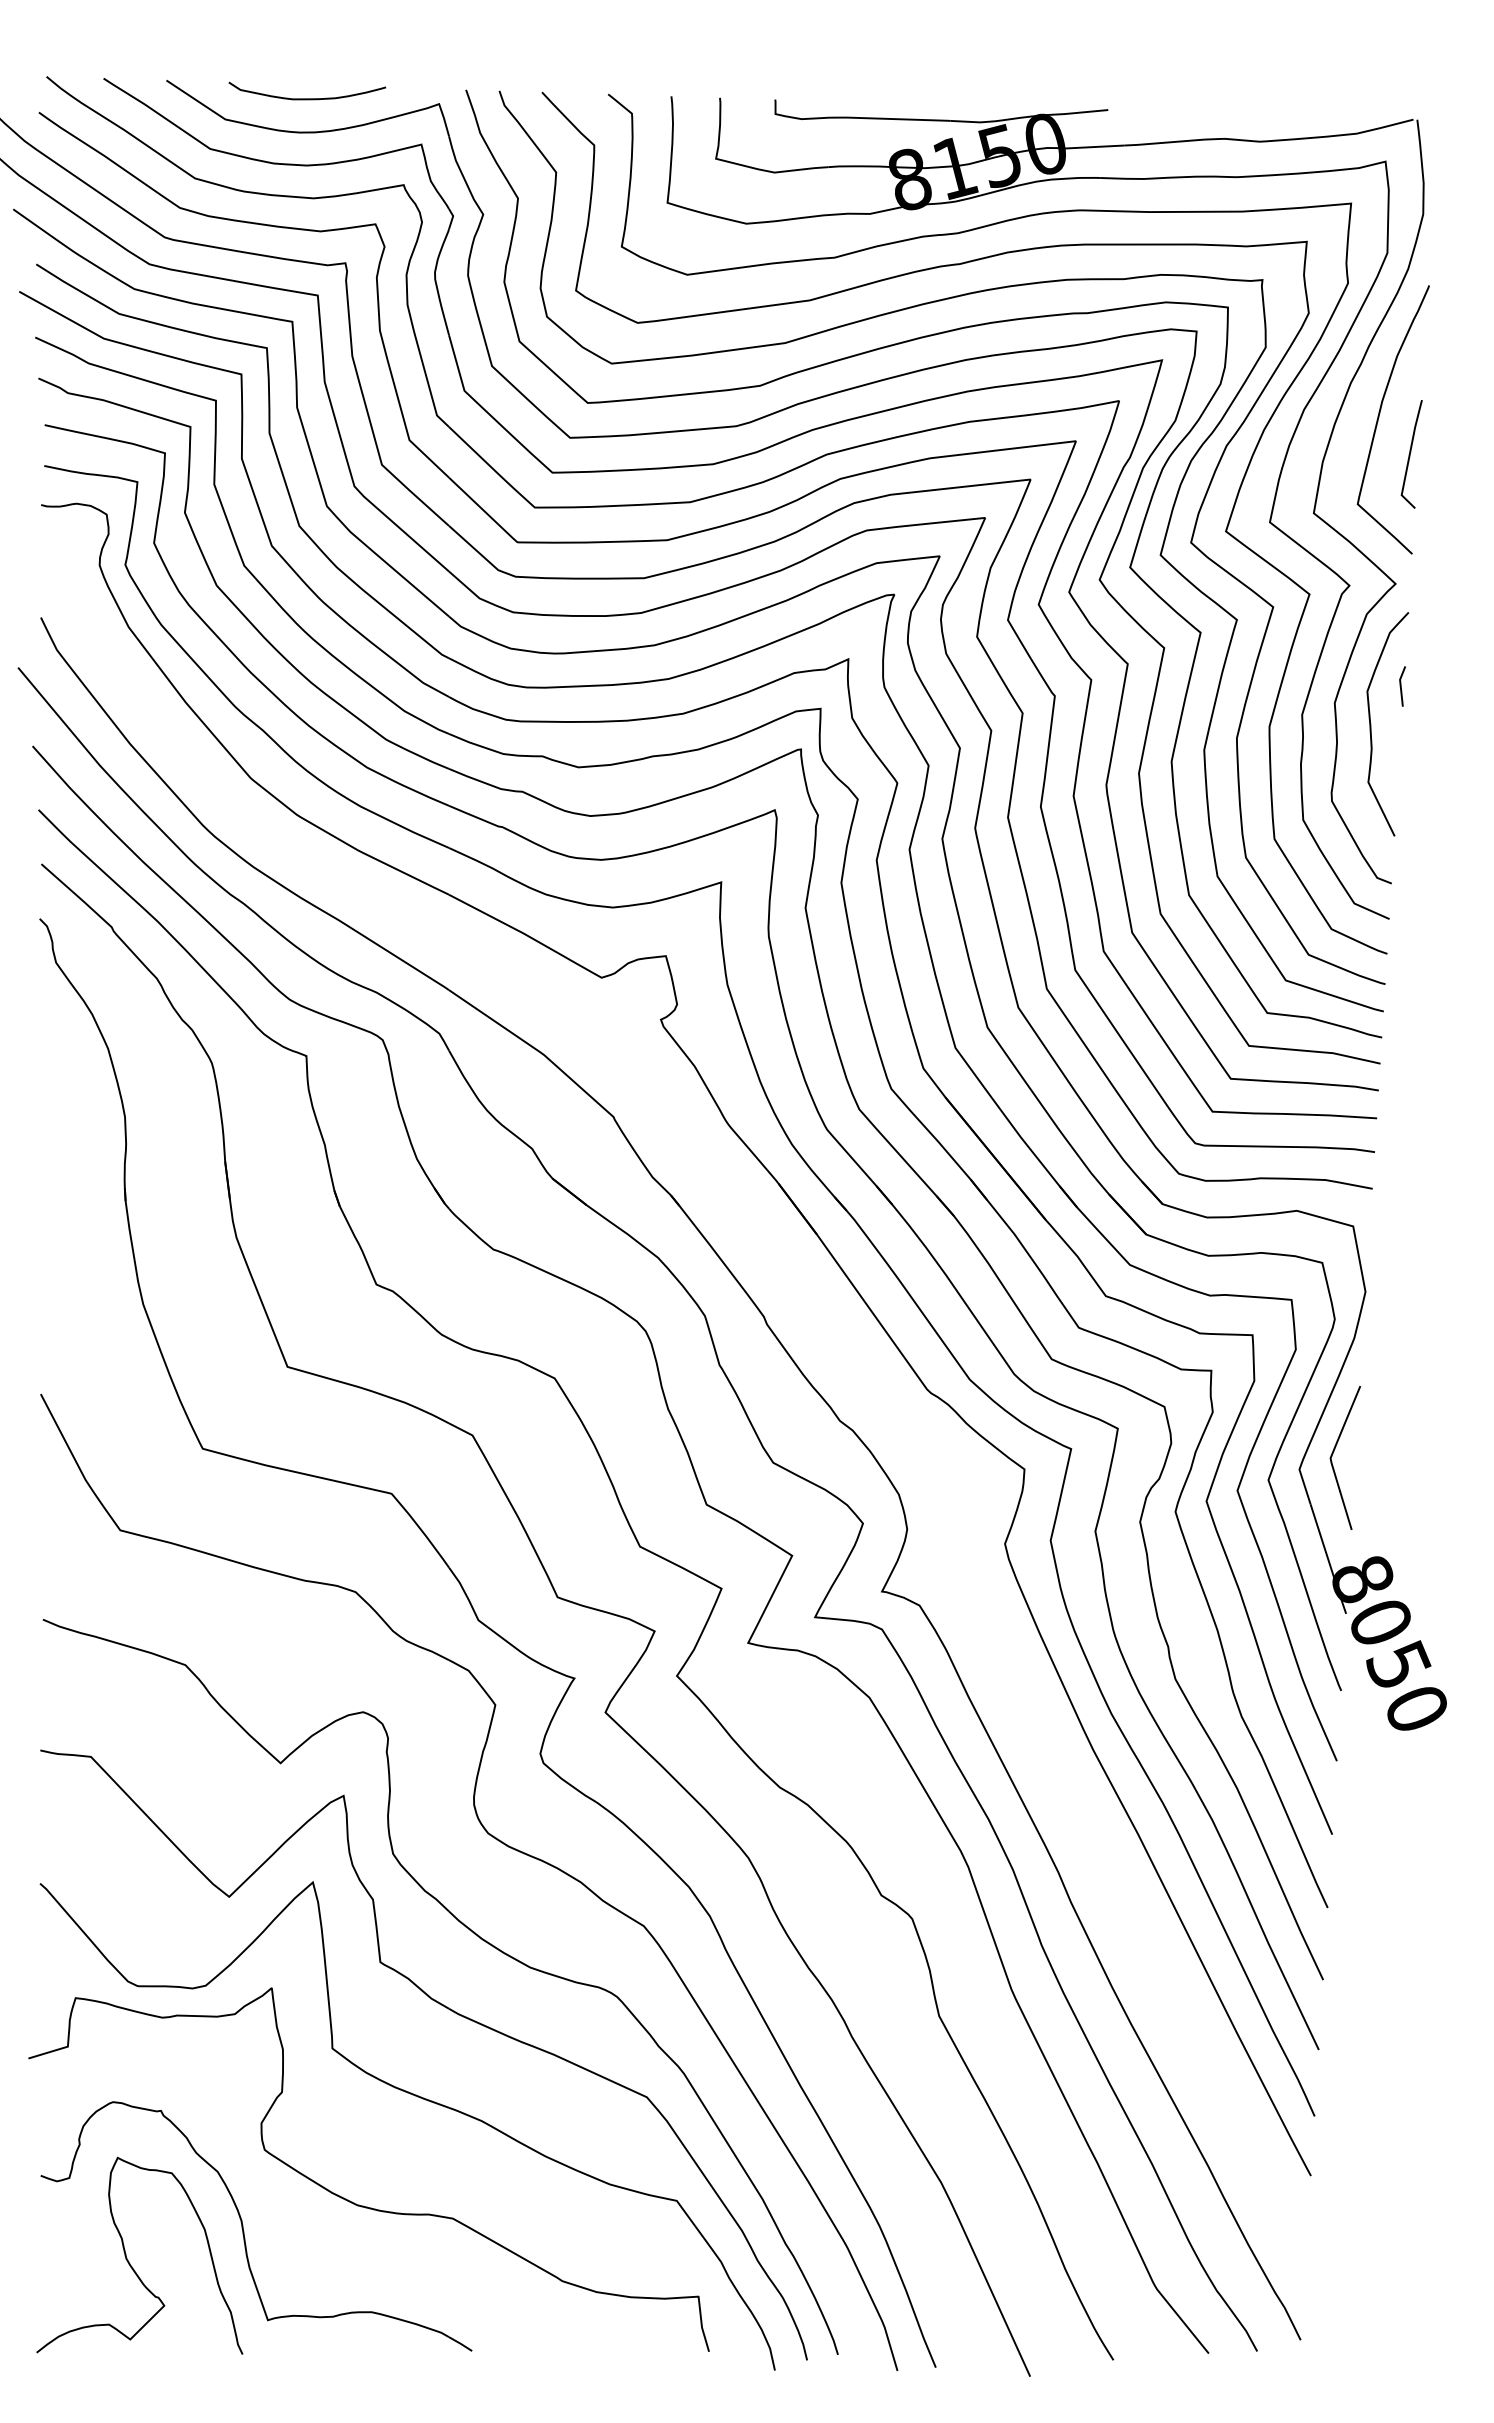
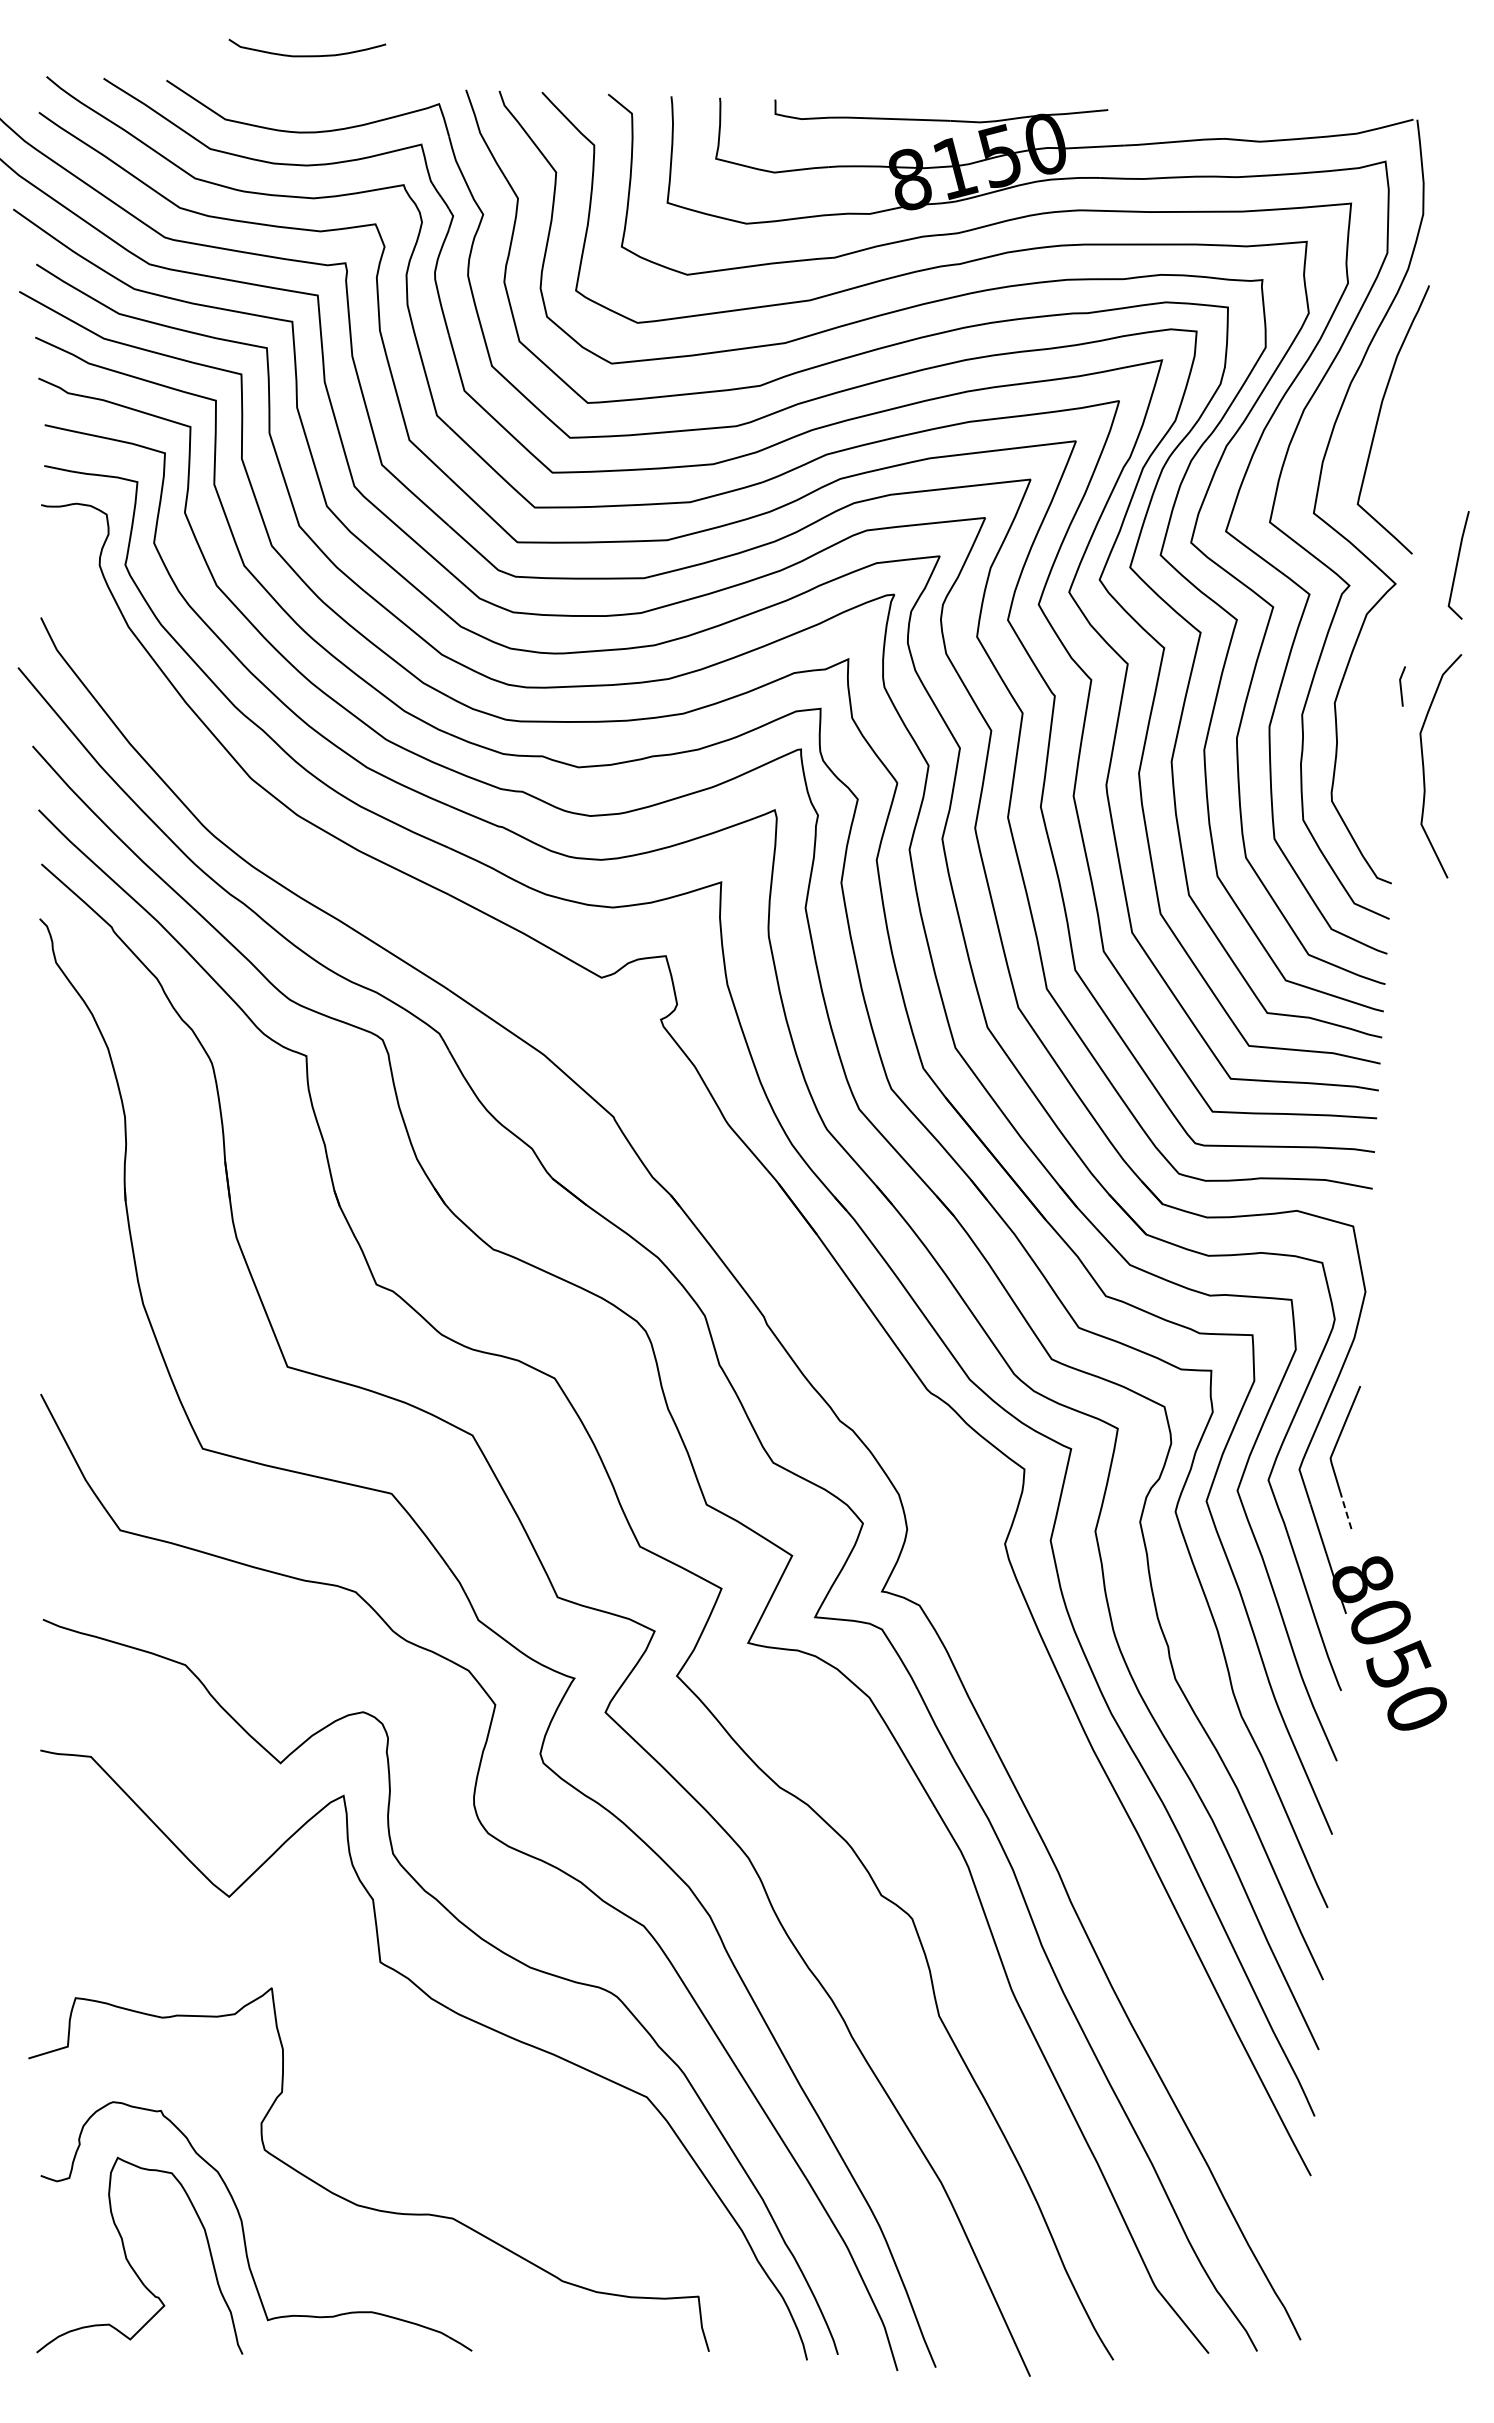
curve position: (307, 98) -> (307, 55) (307, 55)
line position: (1410, 454) -> (1457, 565) (1457, 565)
curve position: (1371, 724) -> (1424, 766) (1424, 766)
line: solid -> dashed (1345, 1510)
part: present -> none (417, 2097)
